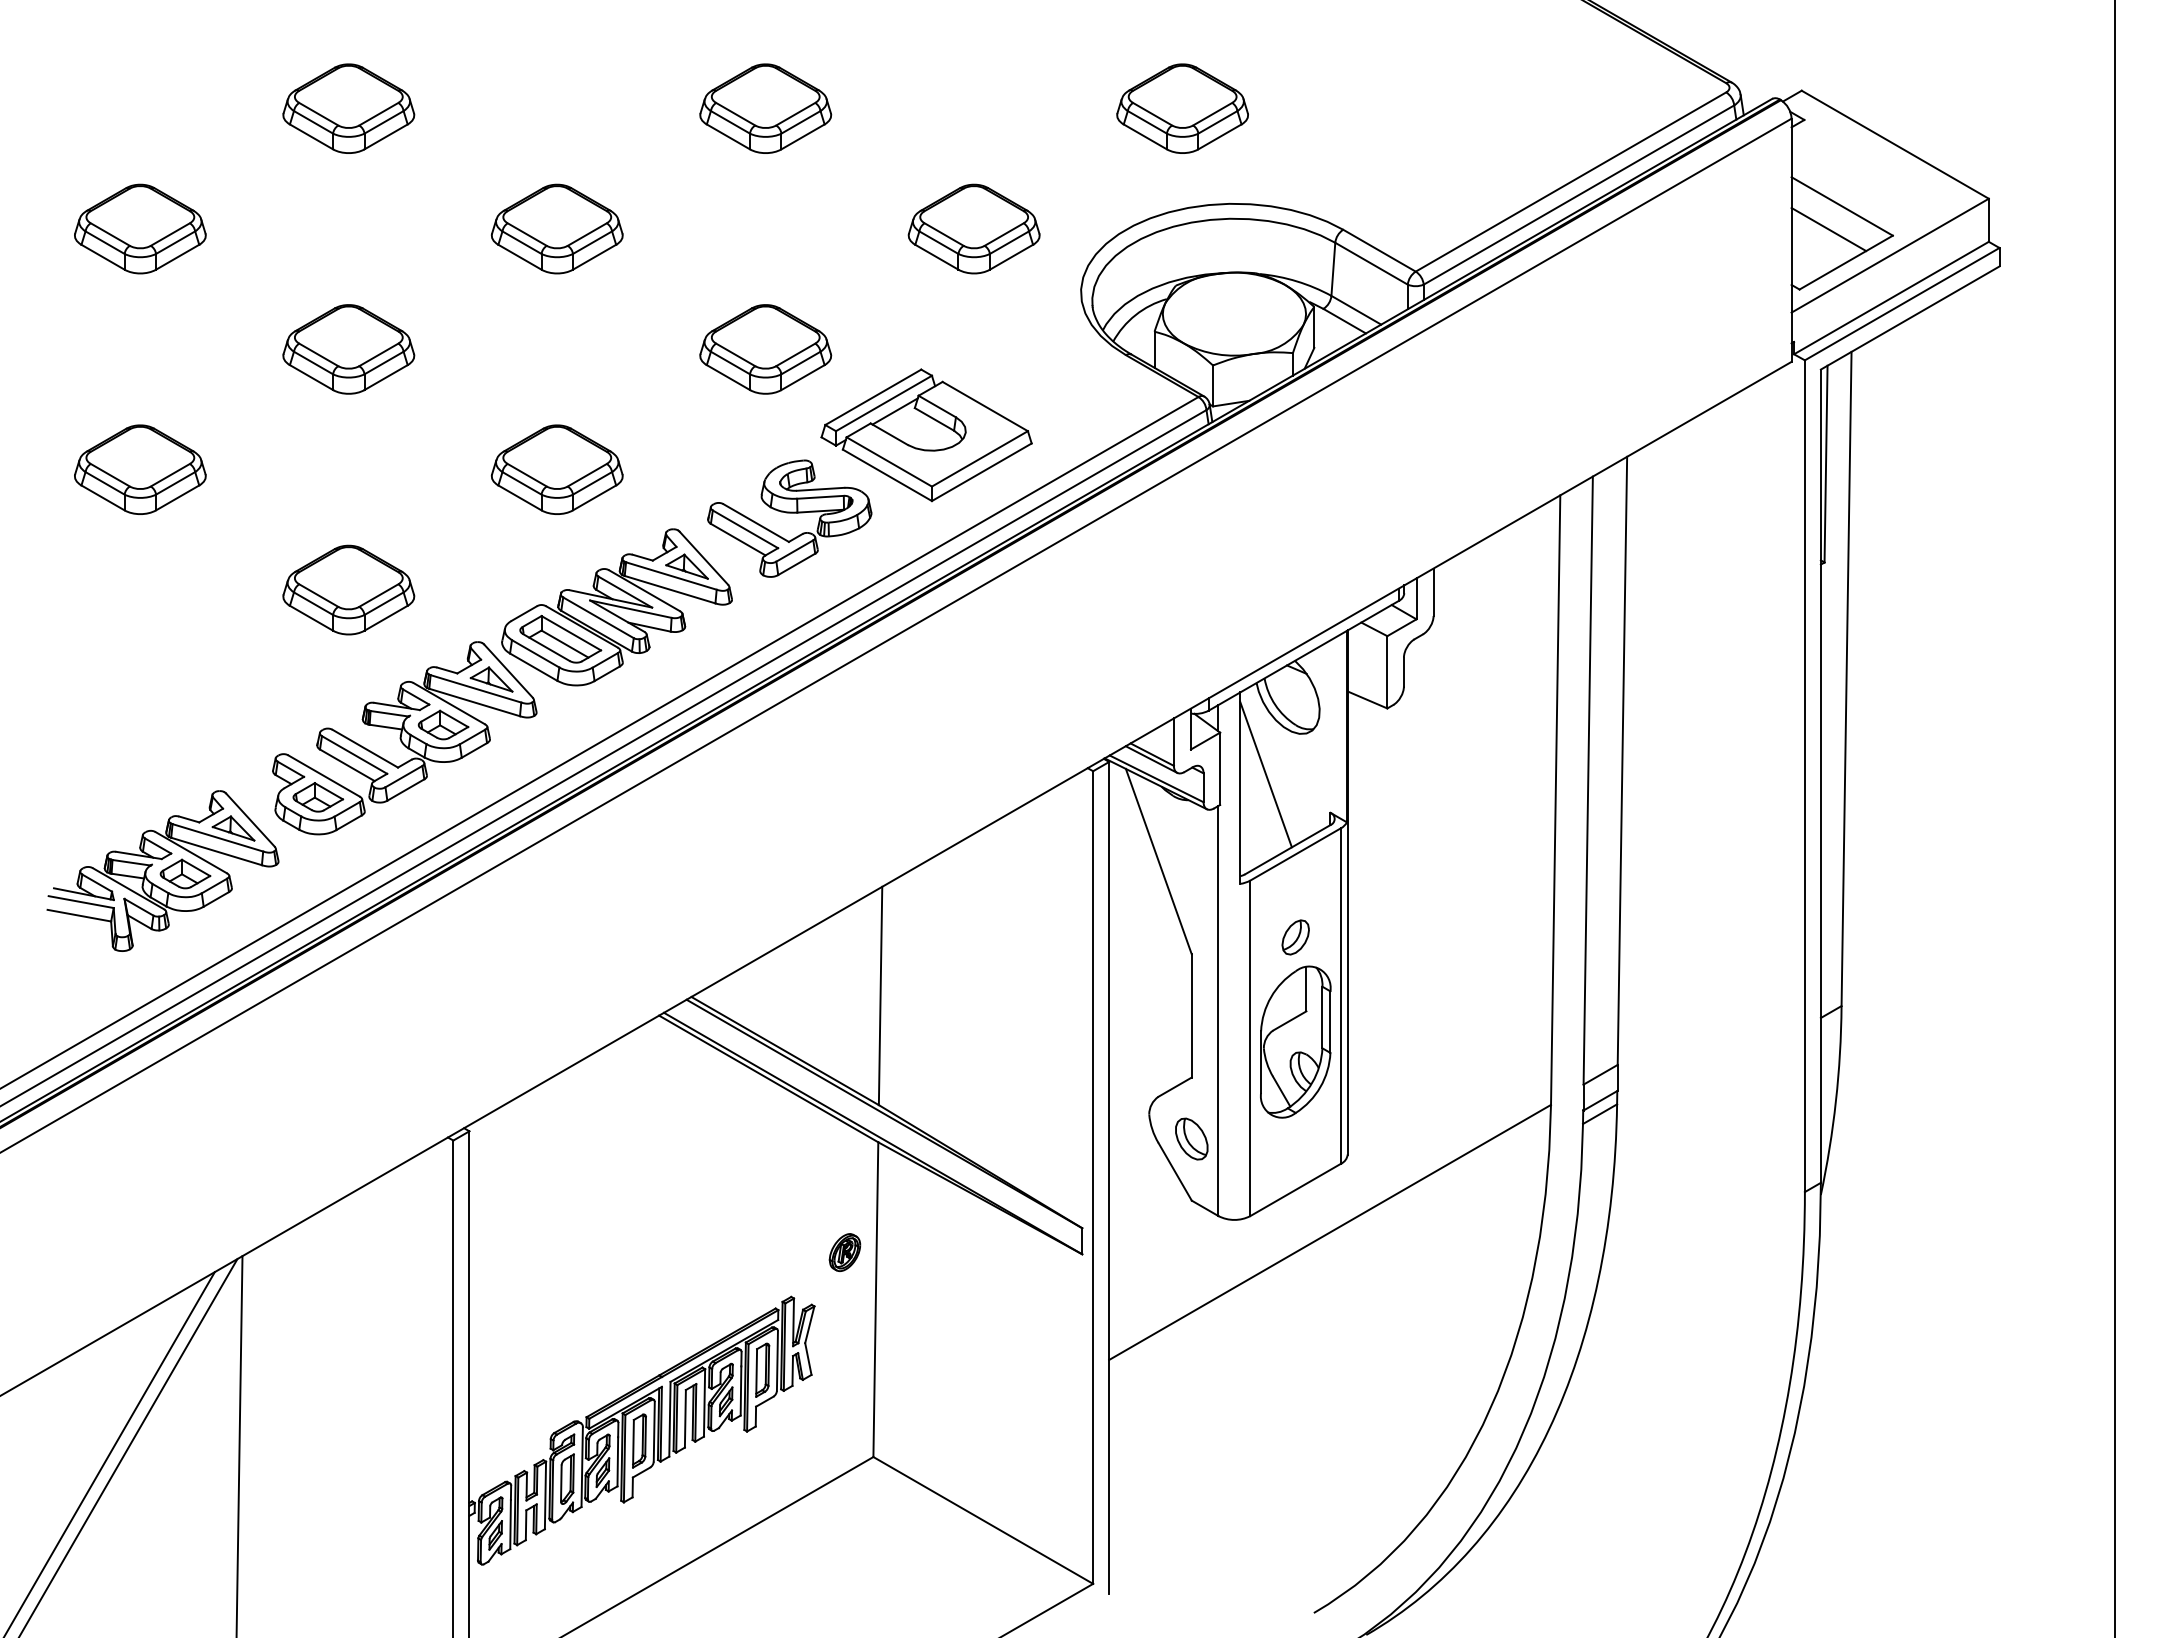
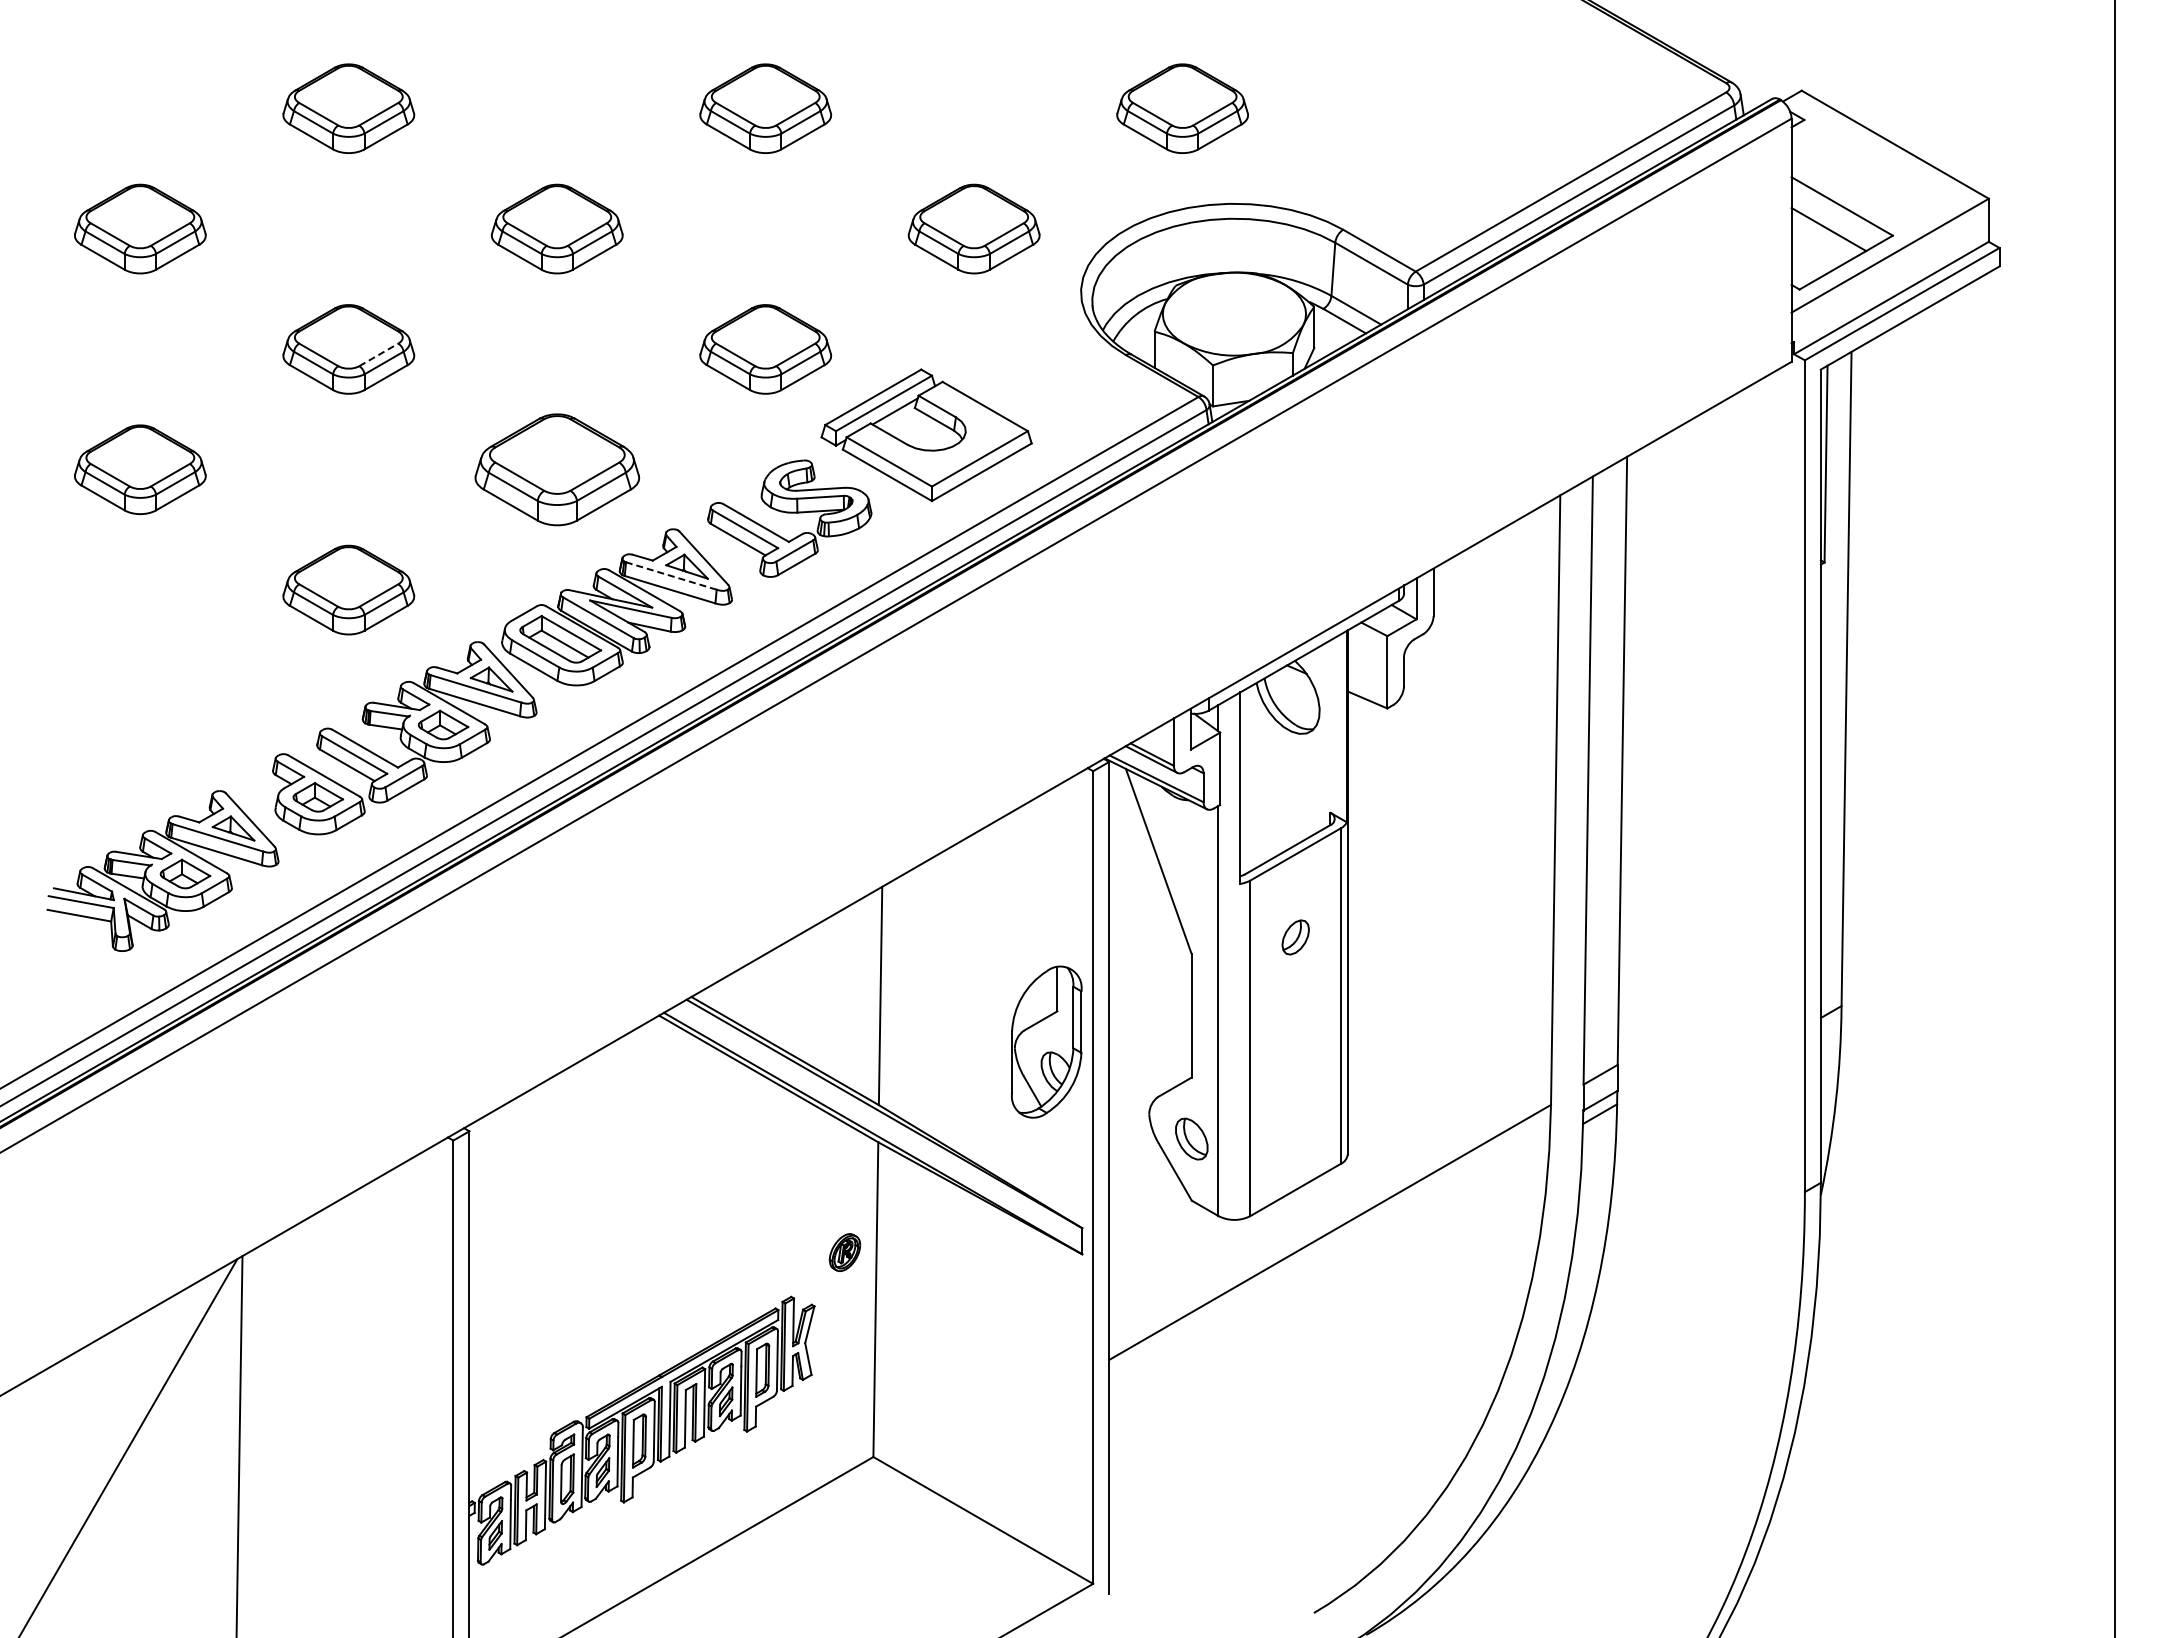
line: solid -> dashed (378, 354)
part size: 134x91 px -> 167x114 px (557, 469)
line: solid -> dashed (670, 575)
line: present -> none (1265, 774)
part position: (1295, 1041) -> (1046, 1041) (1046, 1041)
line: present -> none (109, 1453)
